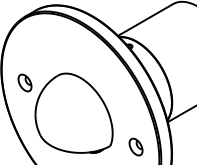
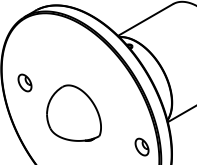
part size: 80x82 px -> 56x58 px (73, 112)
part position: (135, 146) -> (141, 146) (141, 146)
